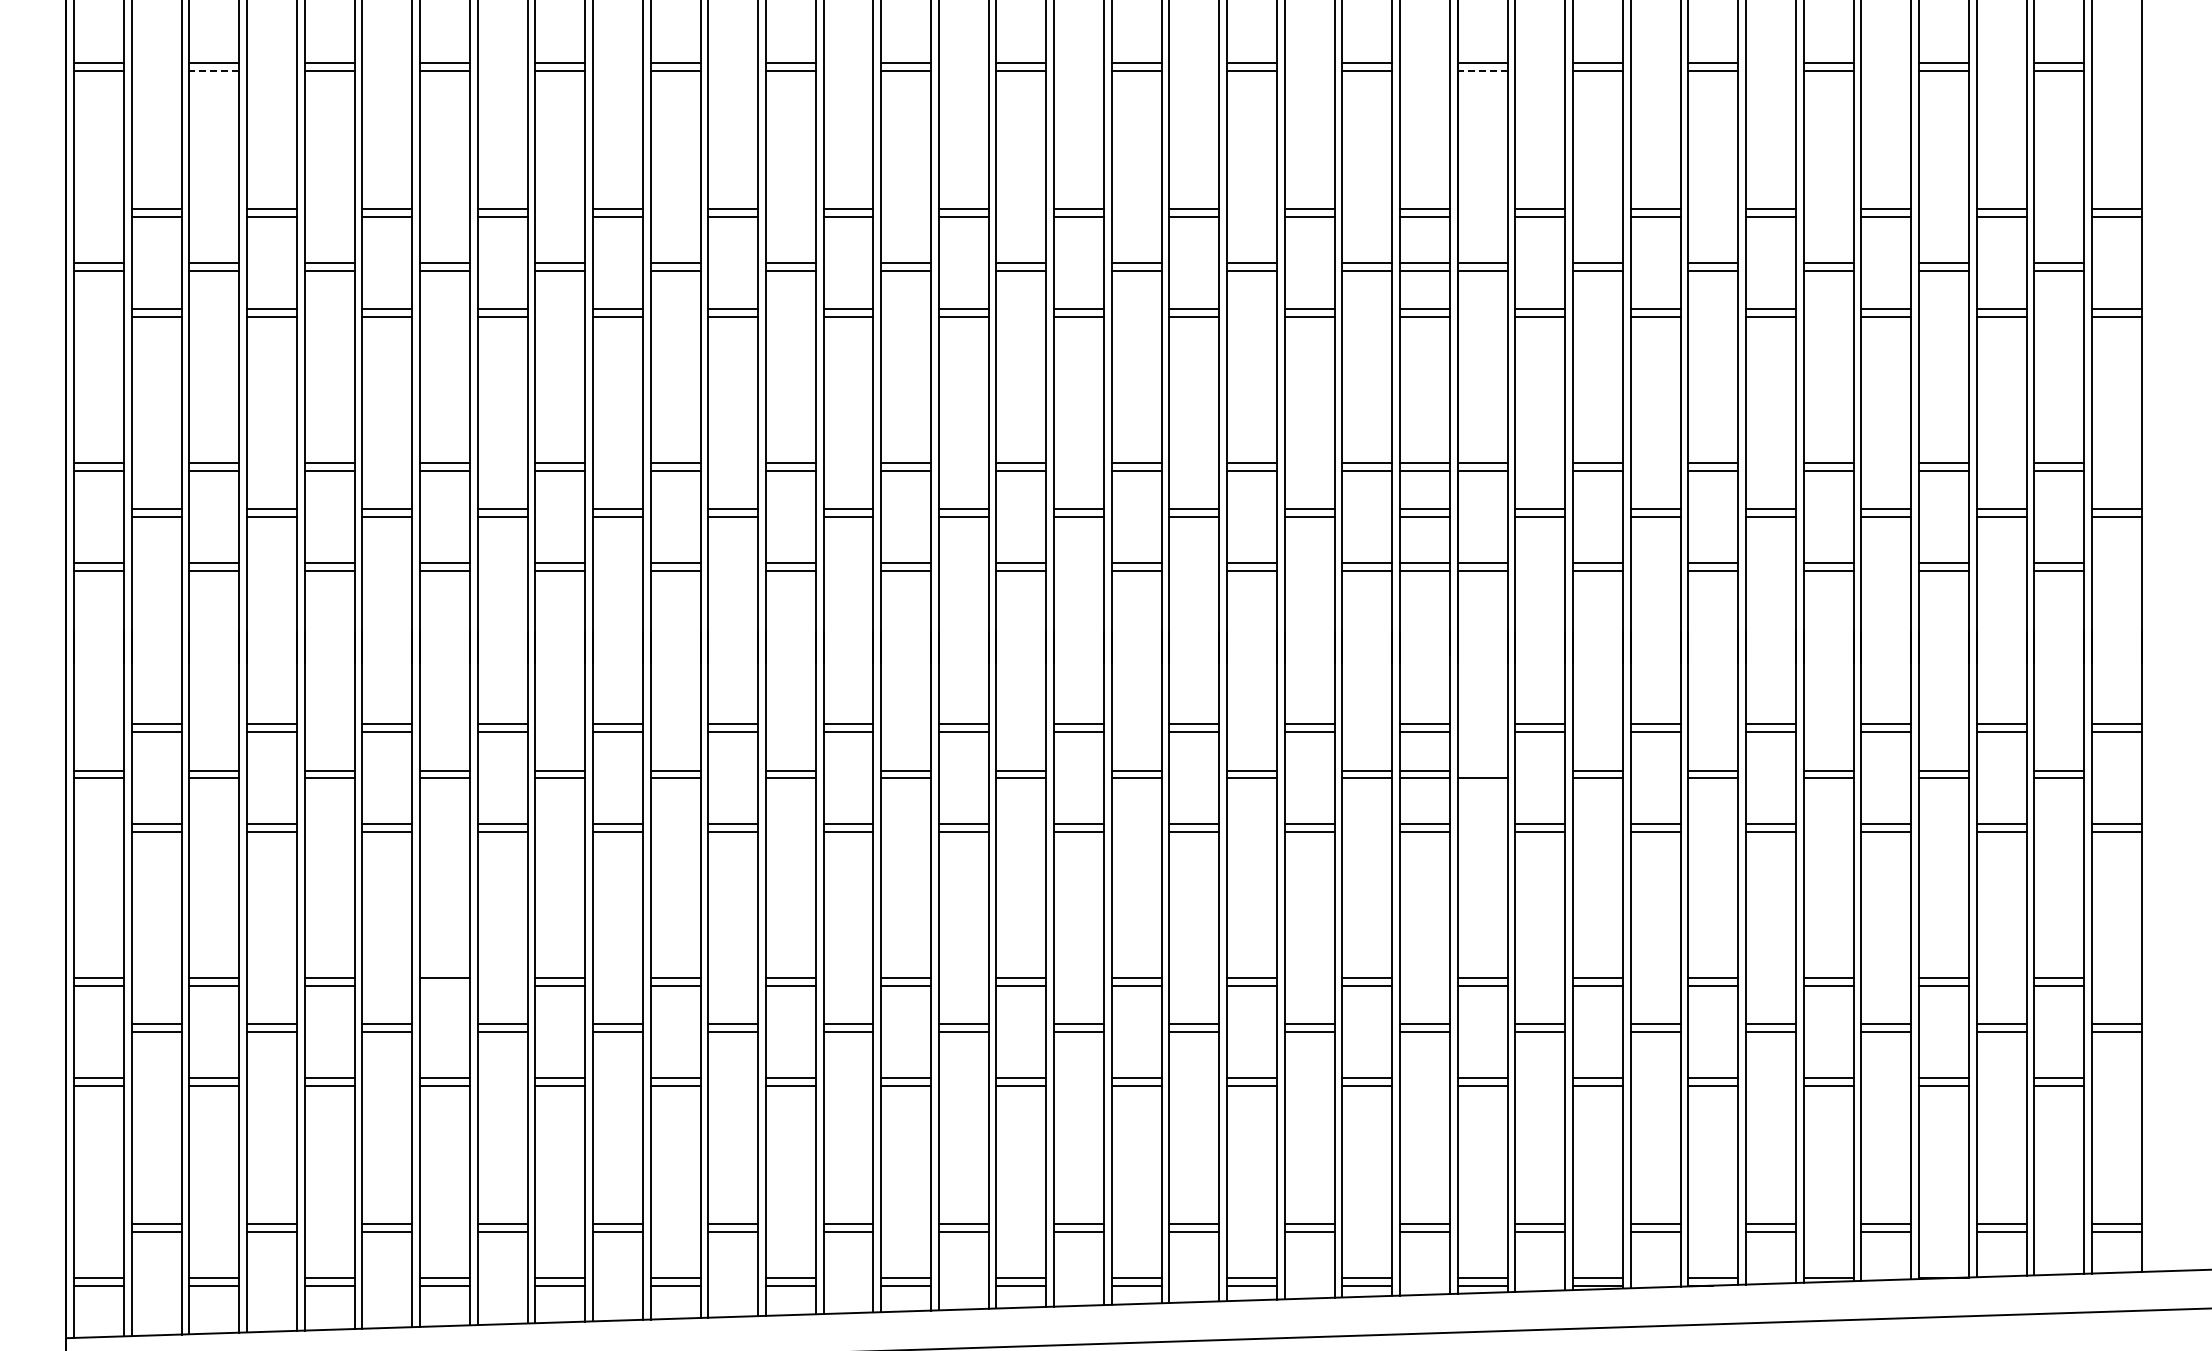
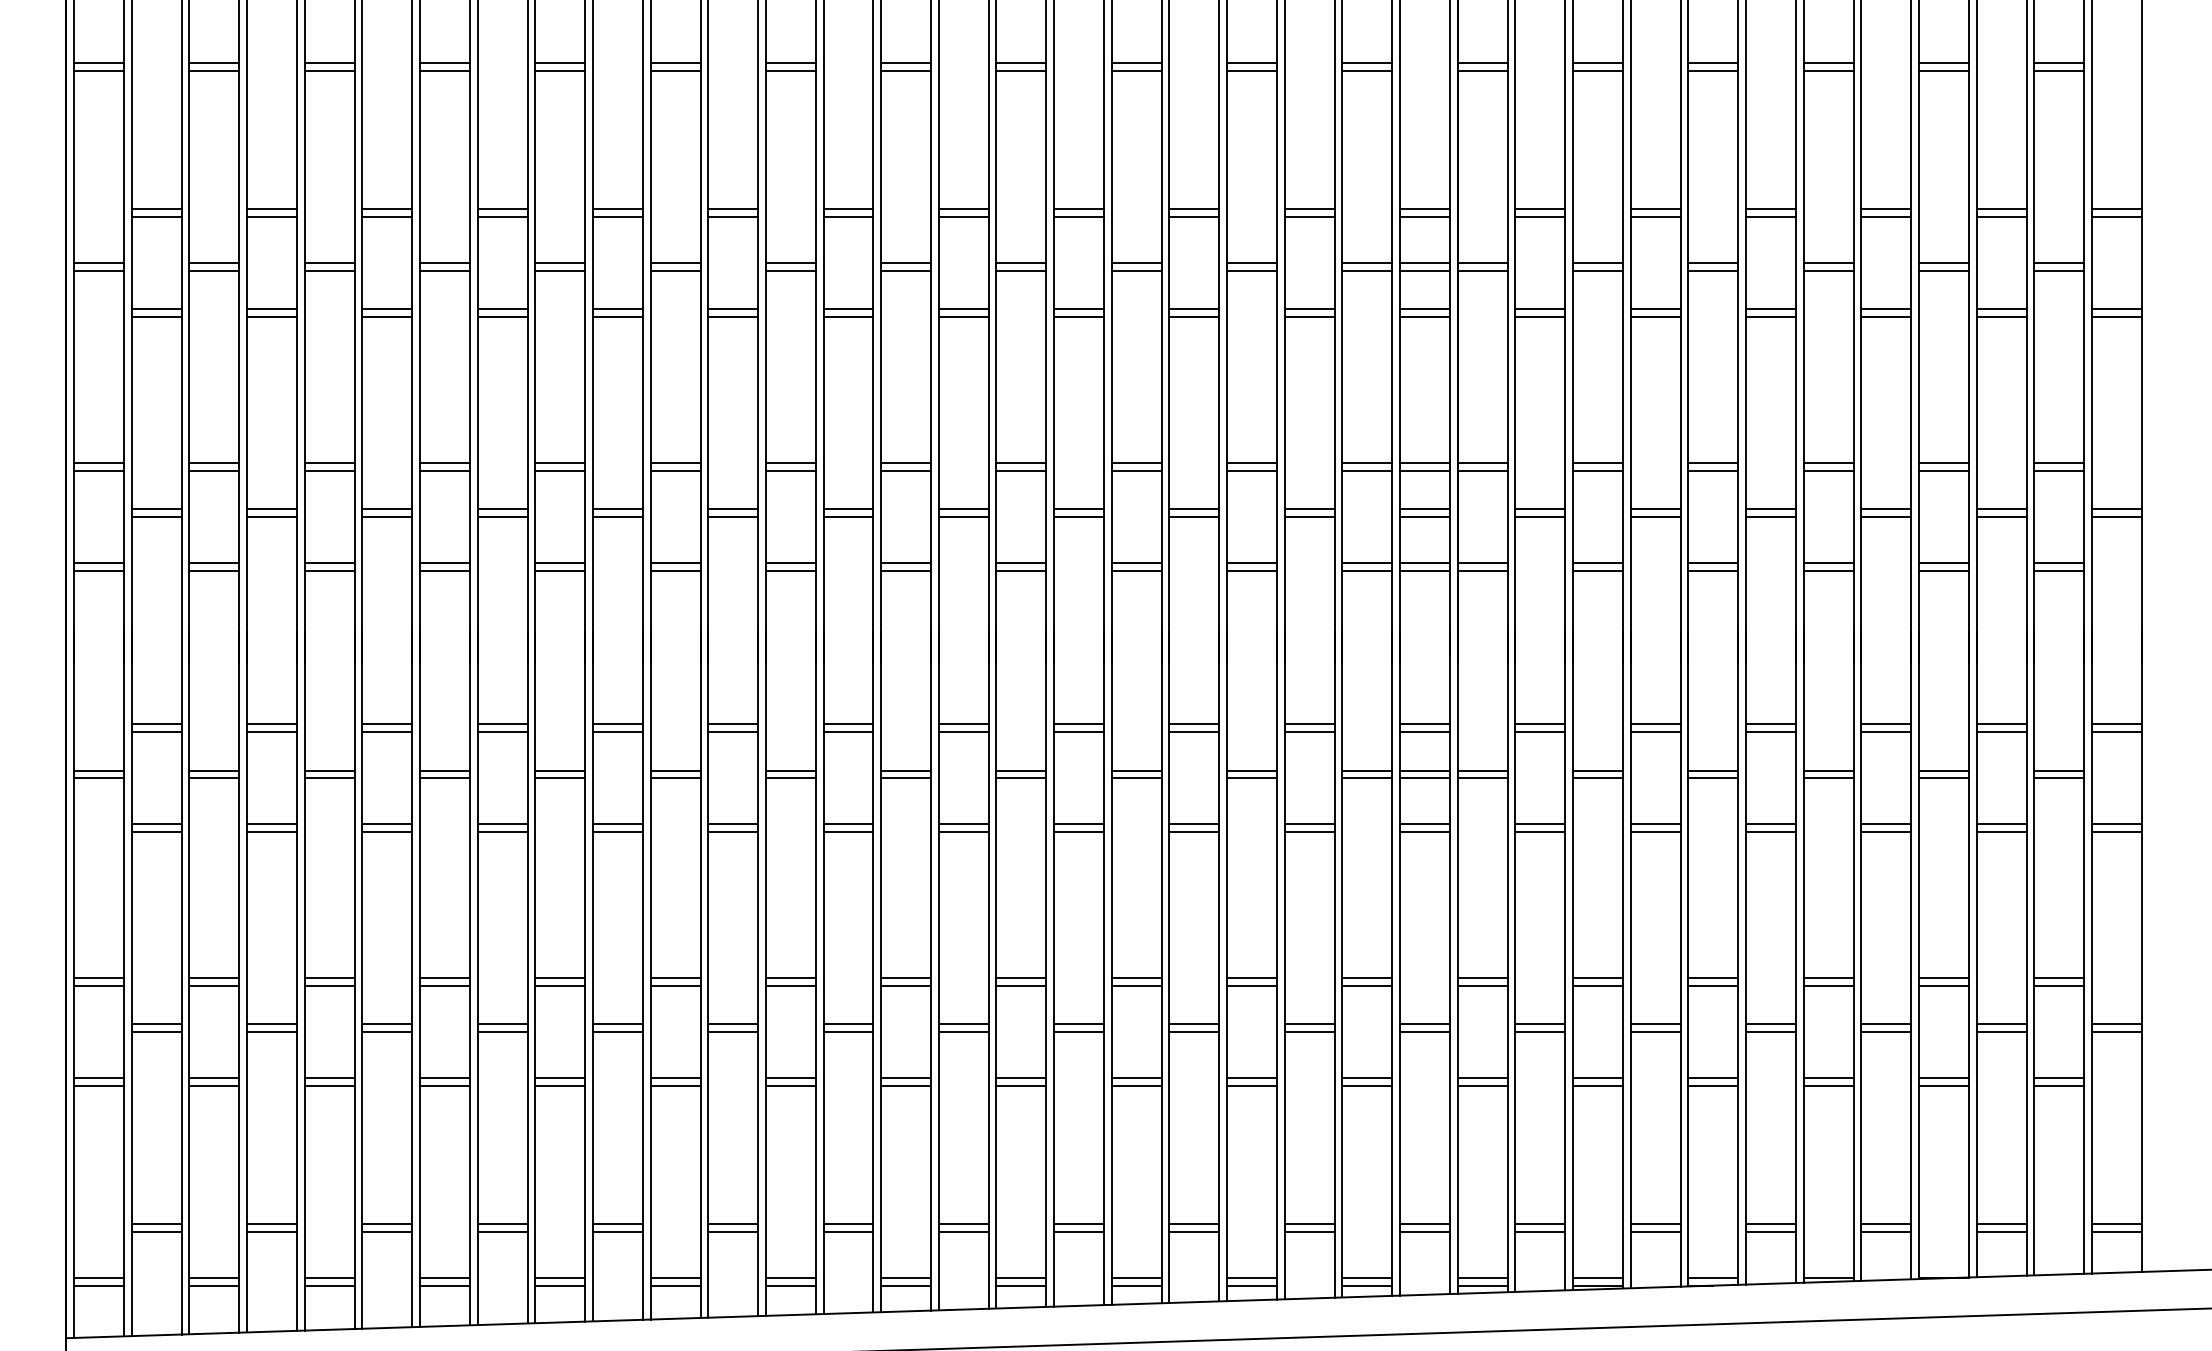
line: dashed -> solid (214, 71)
line: dashed -> solid (1482, 71)
line: none -> present (1482, 770)
line: none -> present (444, 985)
